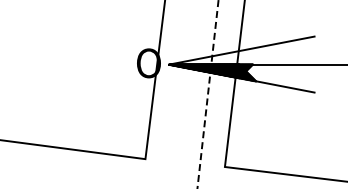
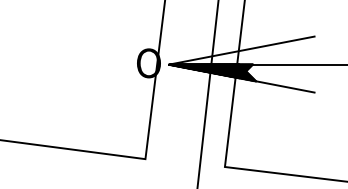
line: dashed -> solid (208, 93)
